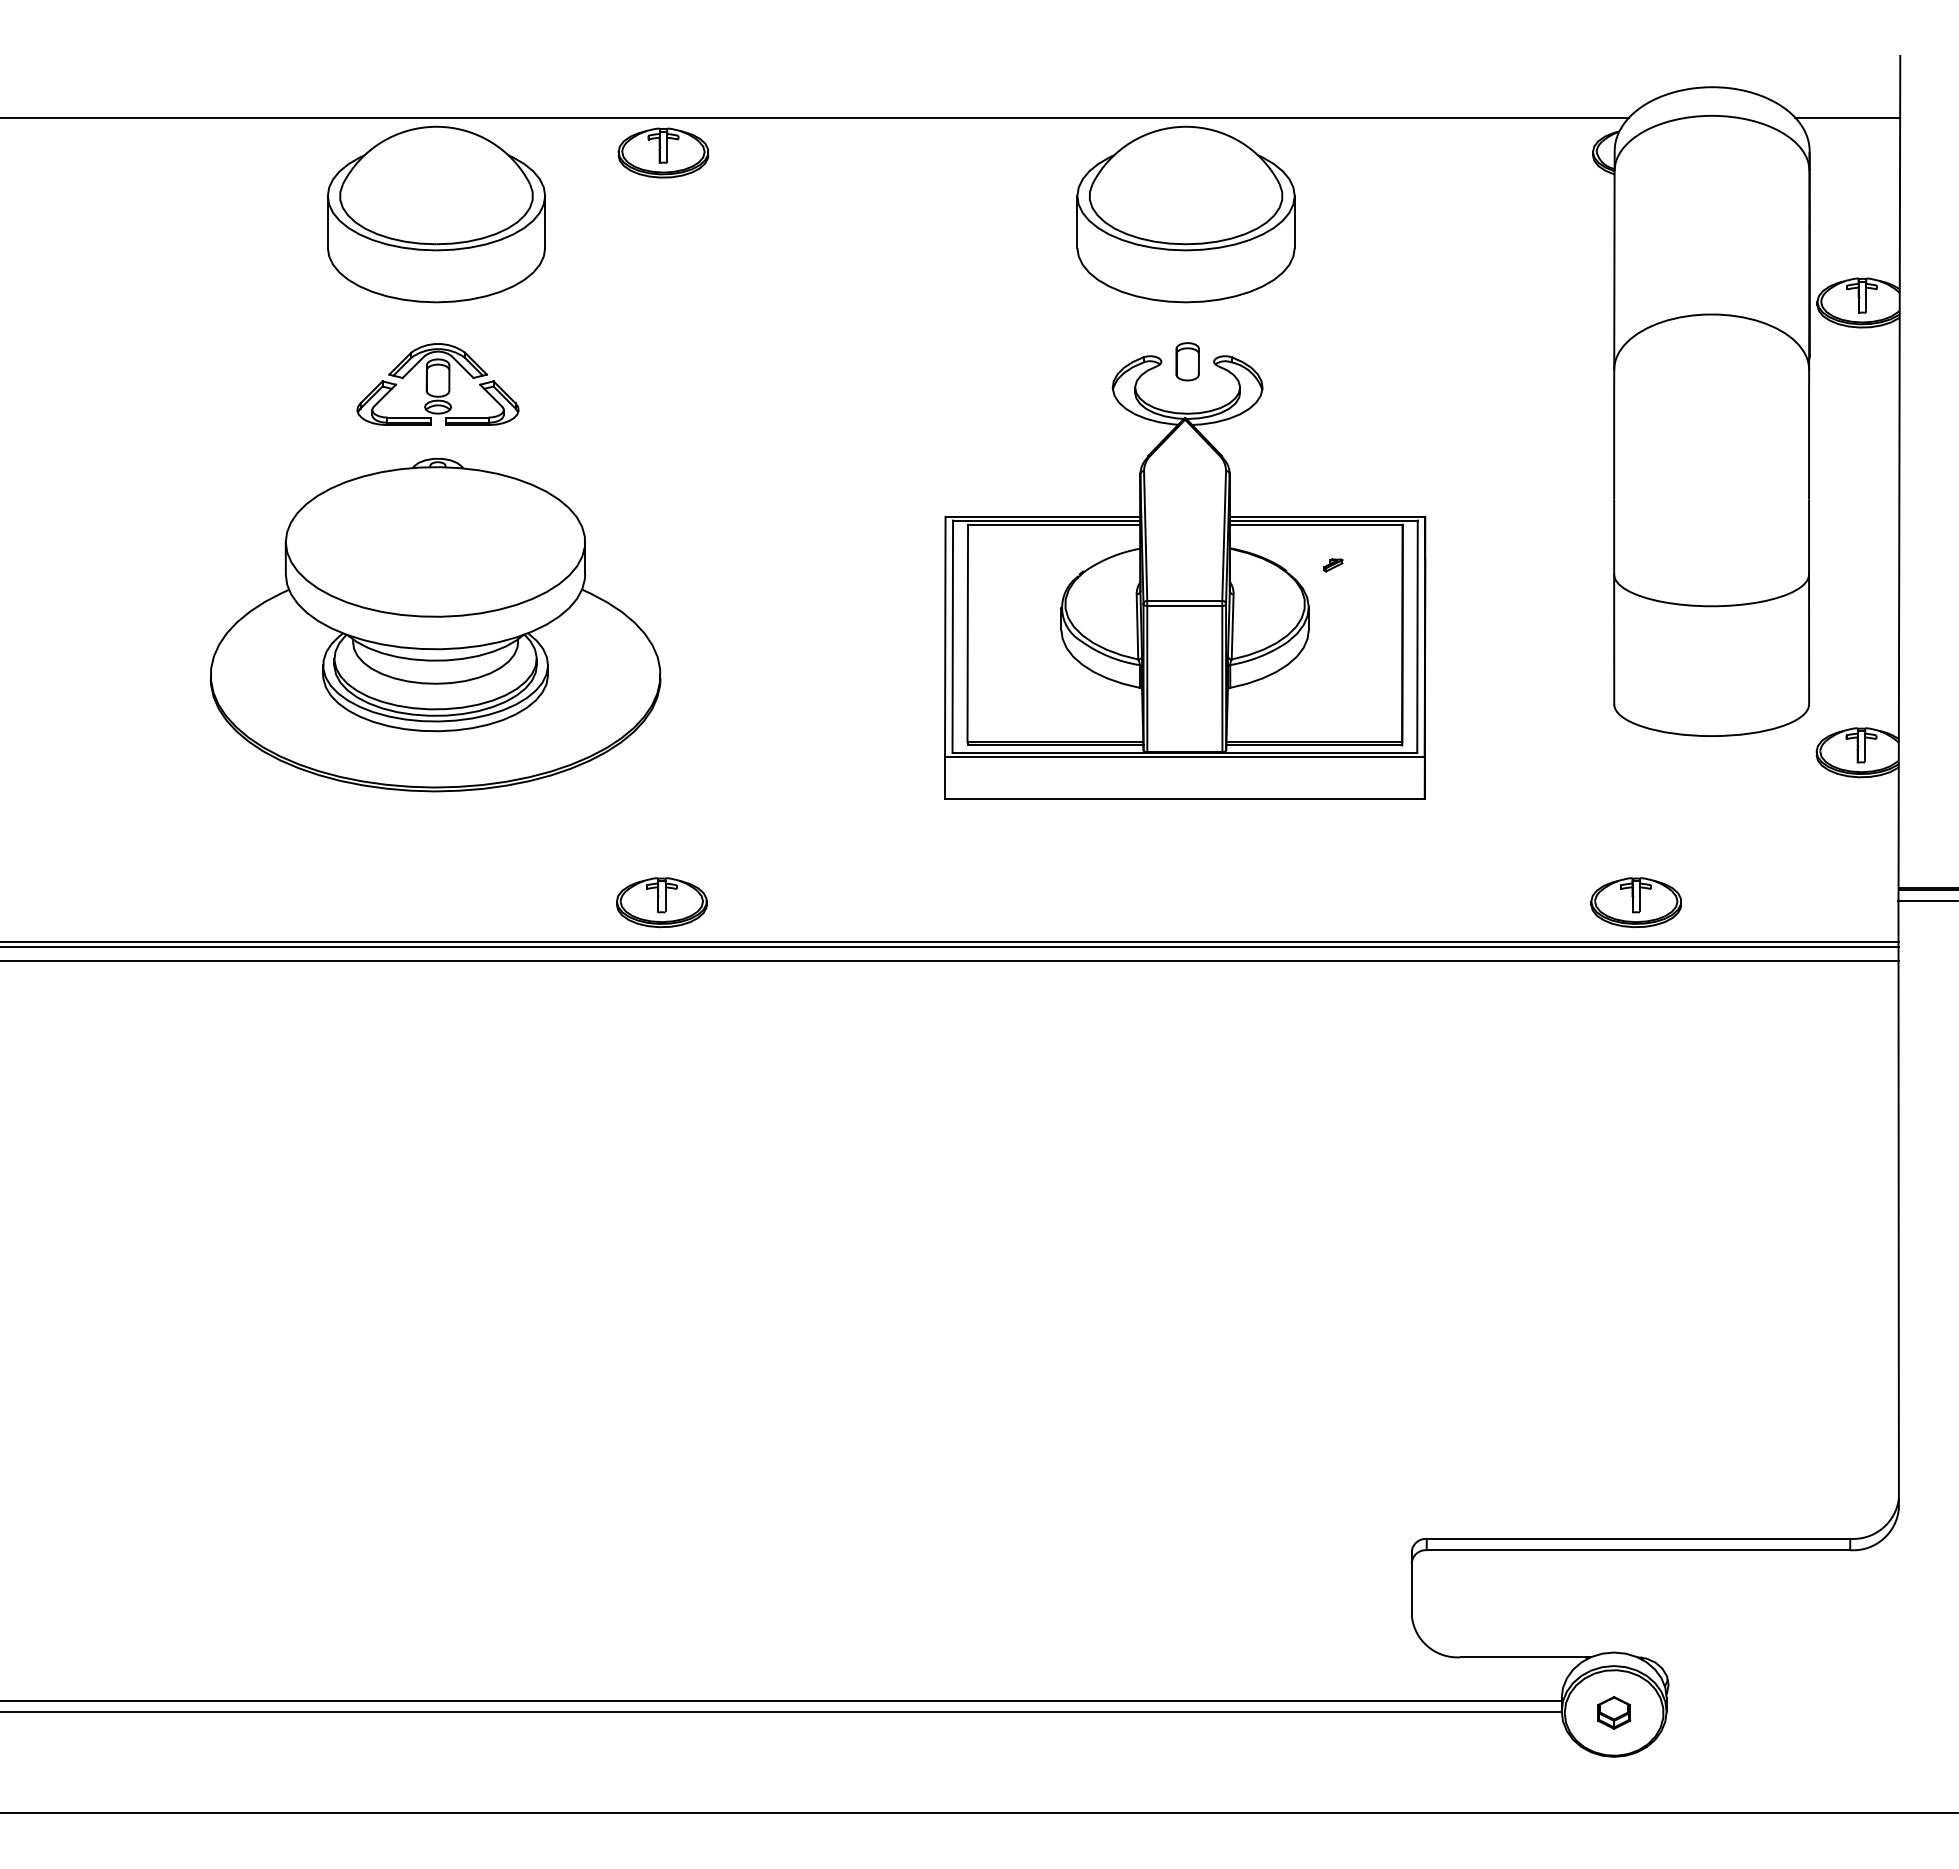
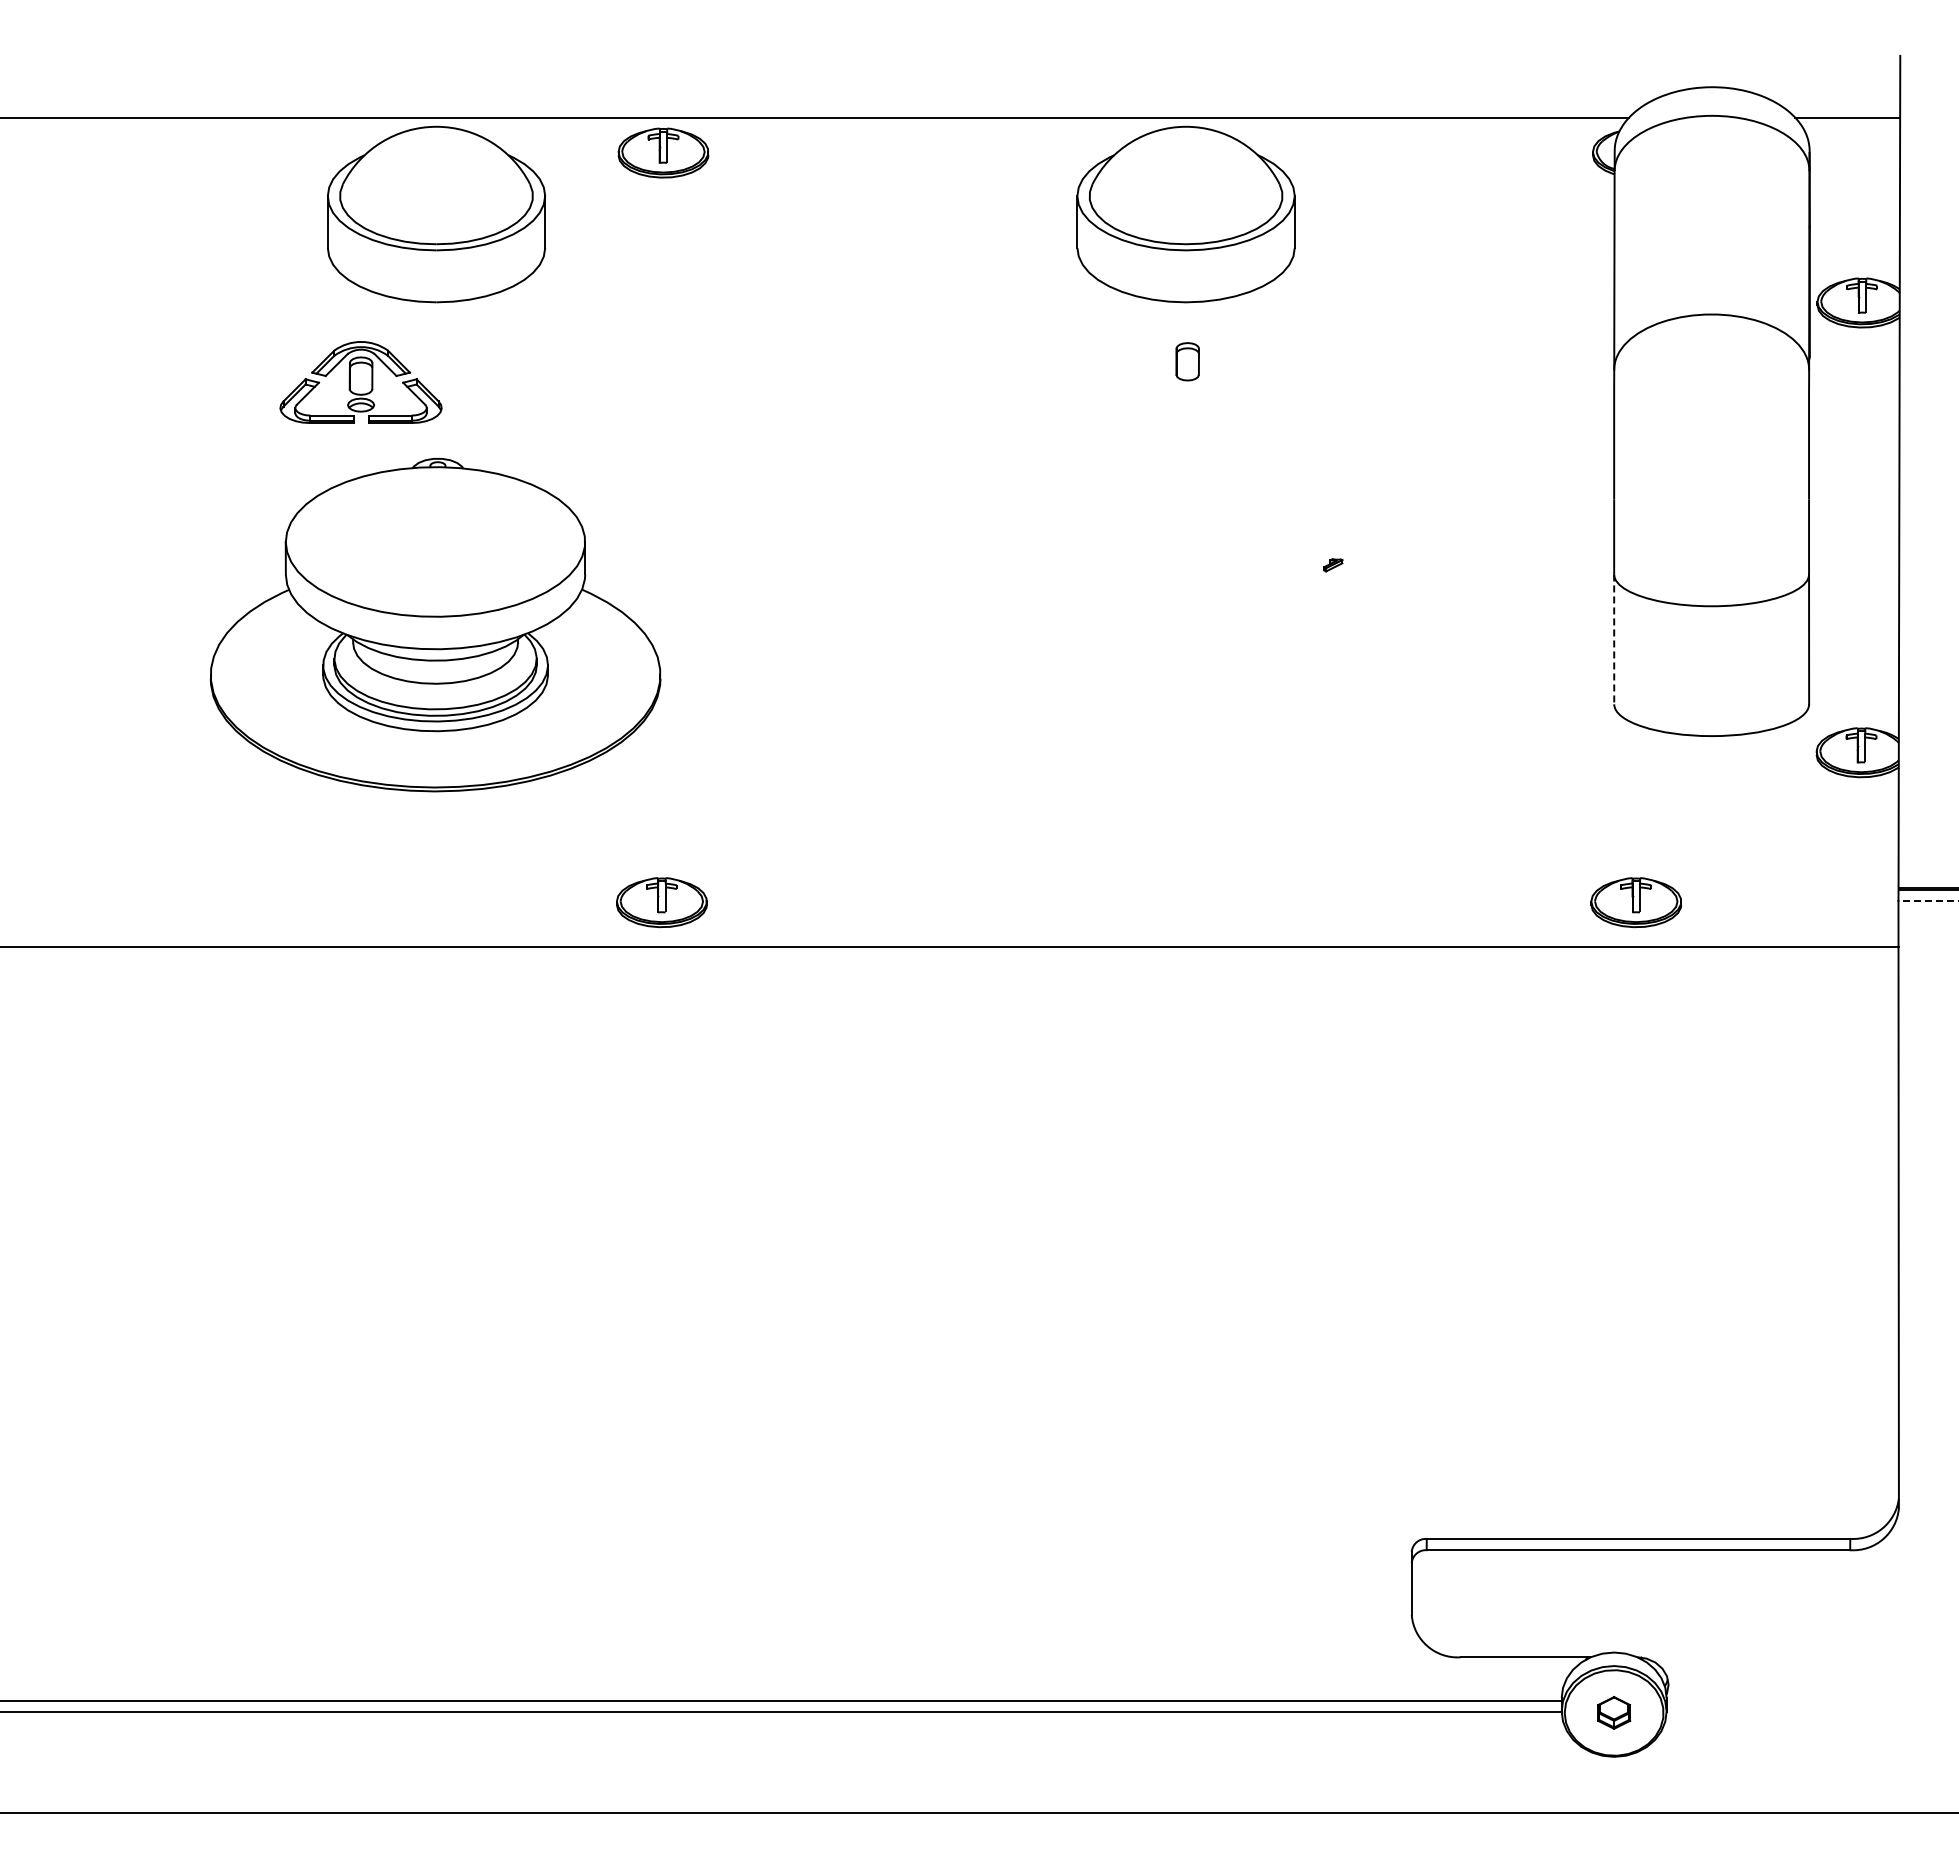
part position: (437, 384) -> (360, 382) (360, 382)
part: present -> none (1185, 577)
line: solid -> dashed (1614, 639)
line: solid -> dashed (1928, 901)
line: present -> none (950, 942)
line: present -> none (950, 960)
